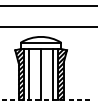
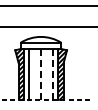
line: solid -> dashed (41, 74)
line: solid -> dashed (52, 74)
